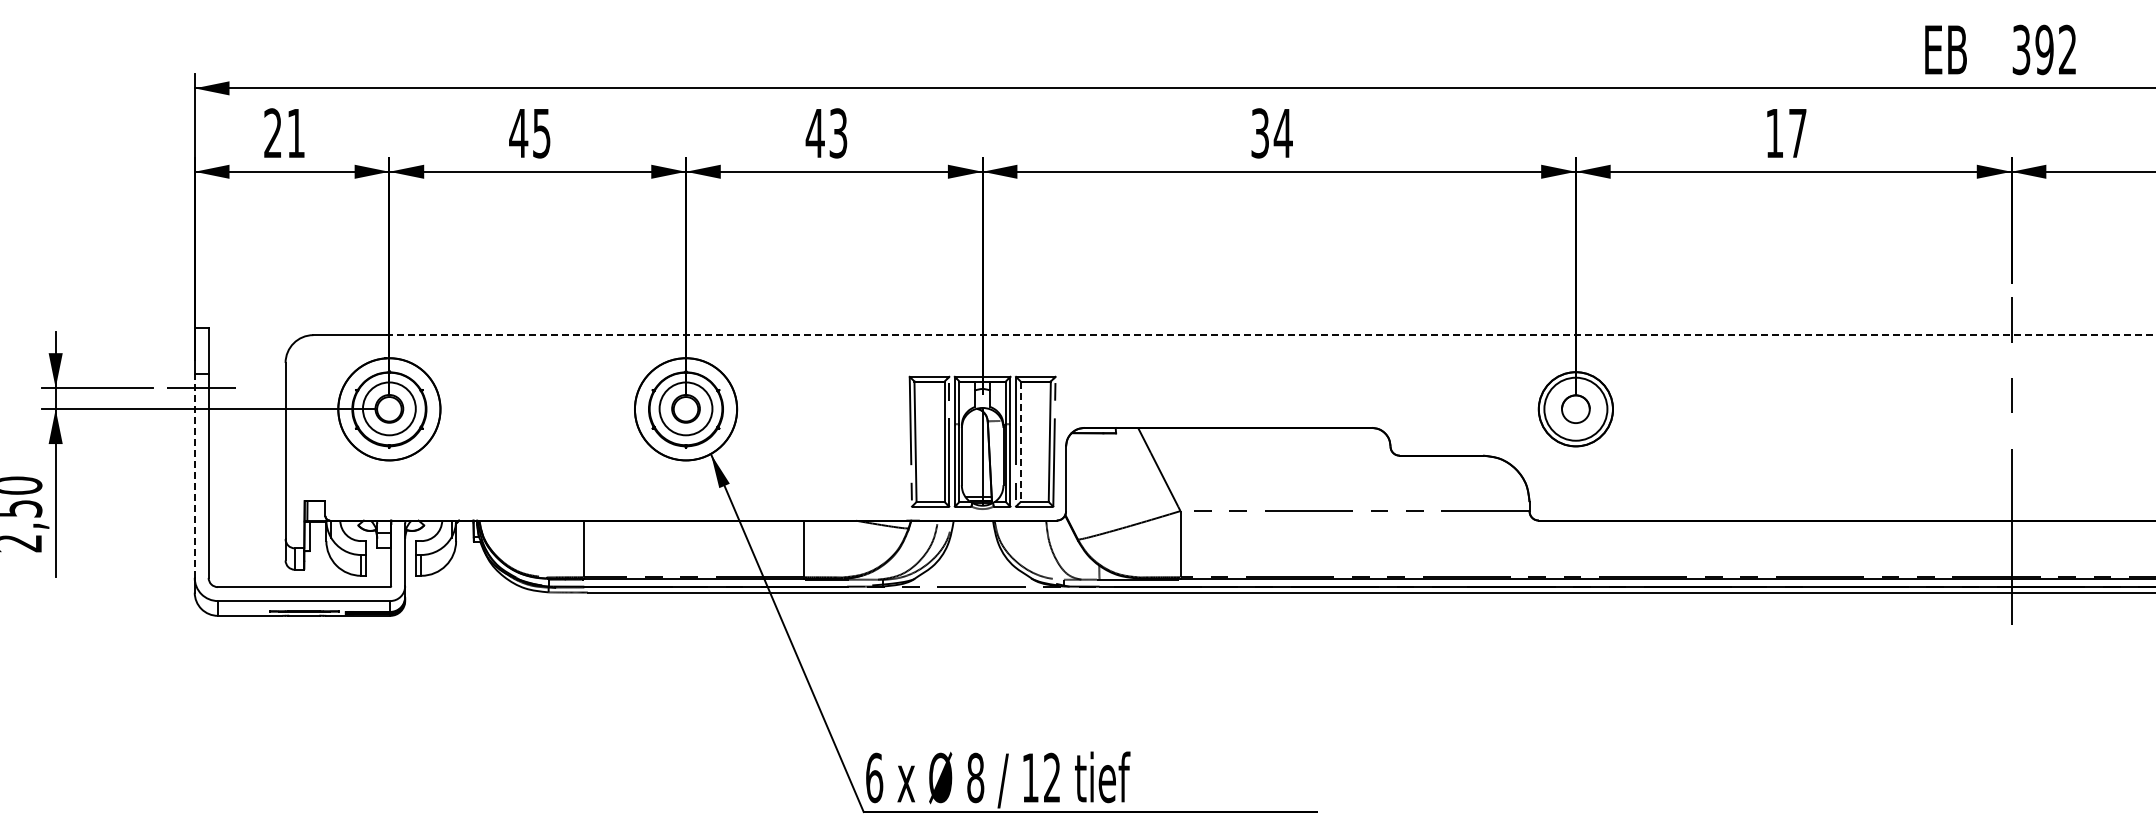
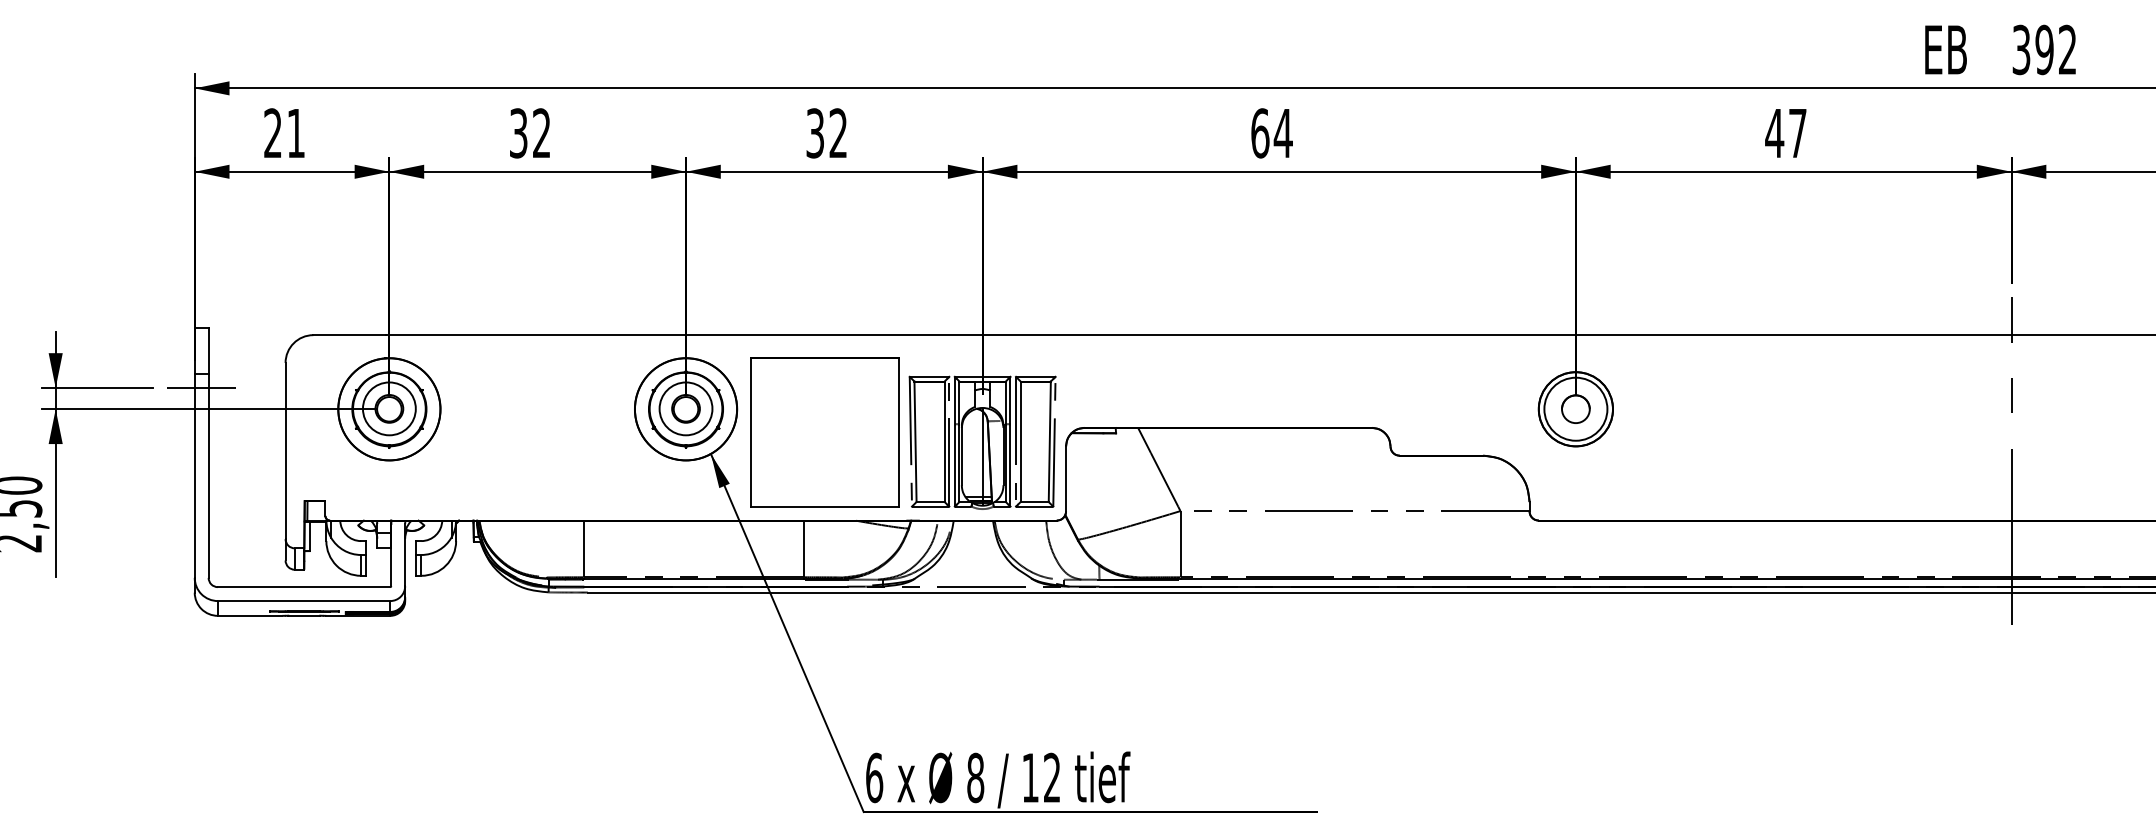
text: 45 -> 32 (529, 133)
text: 43 -> 32 (826, 133)
text: 34 -> 64 (1260, 133)
text: 17 -> 47 (1774, 133)
line: dashed -> solid (1270, 335)
part: none -> present (824, 432)
line: dashed -> solid (1020, 442)
line: dashed -> solid (194, 475)
